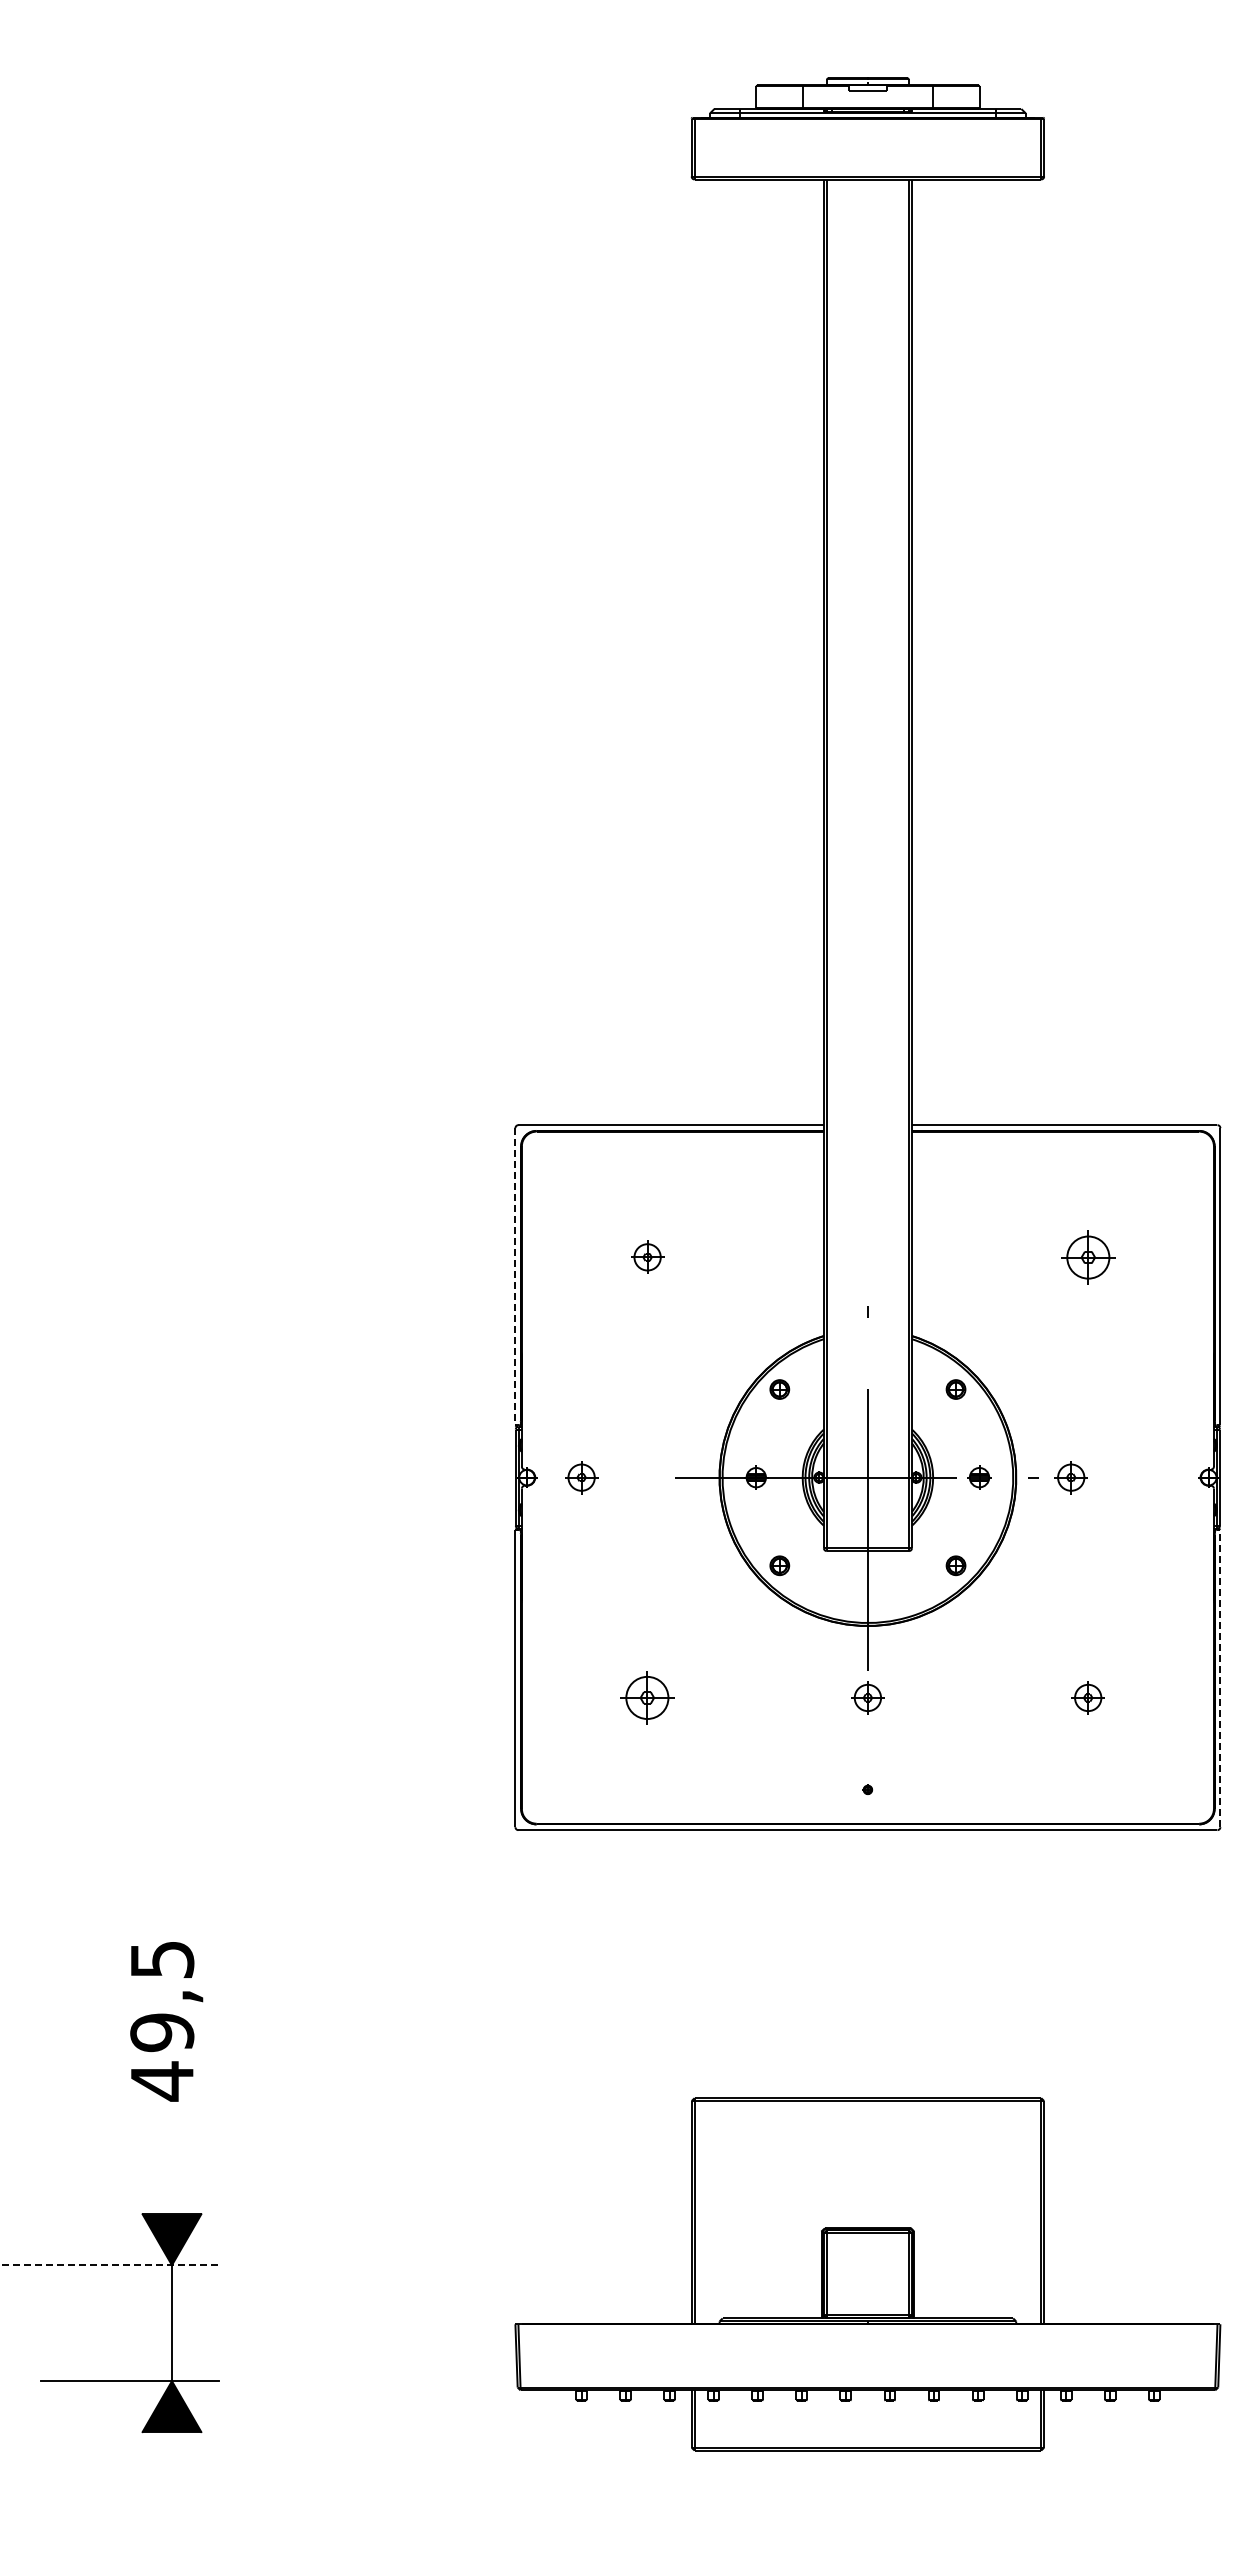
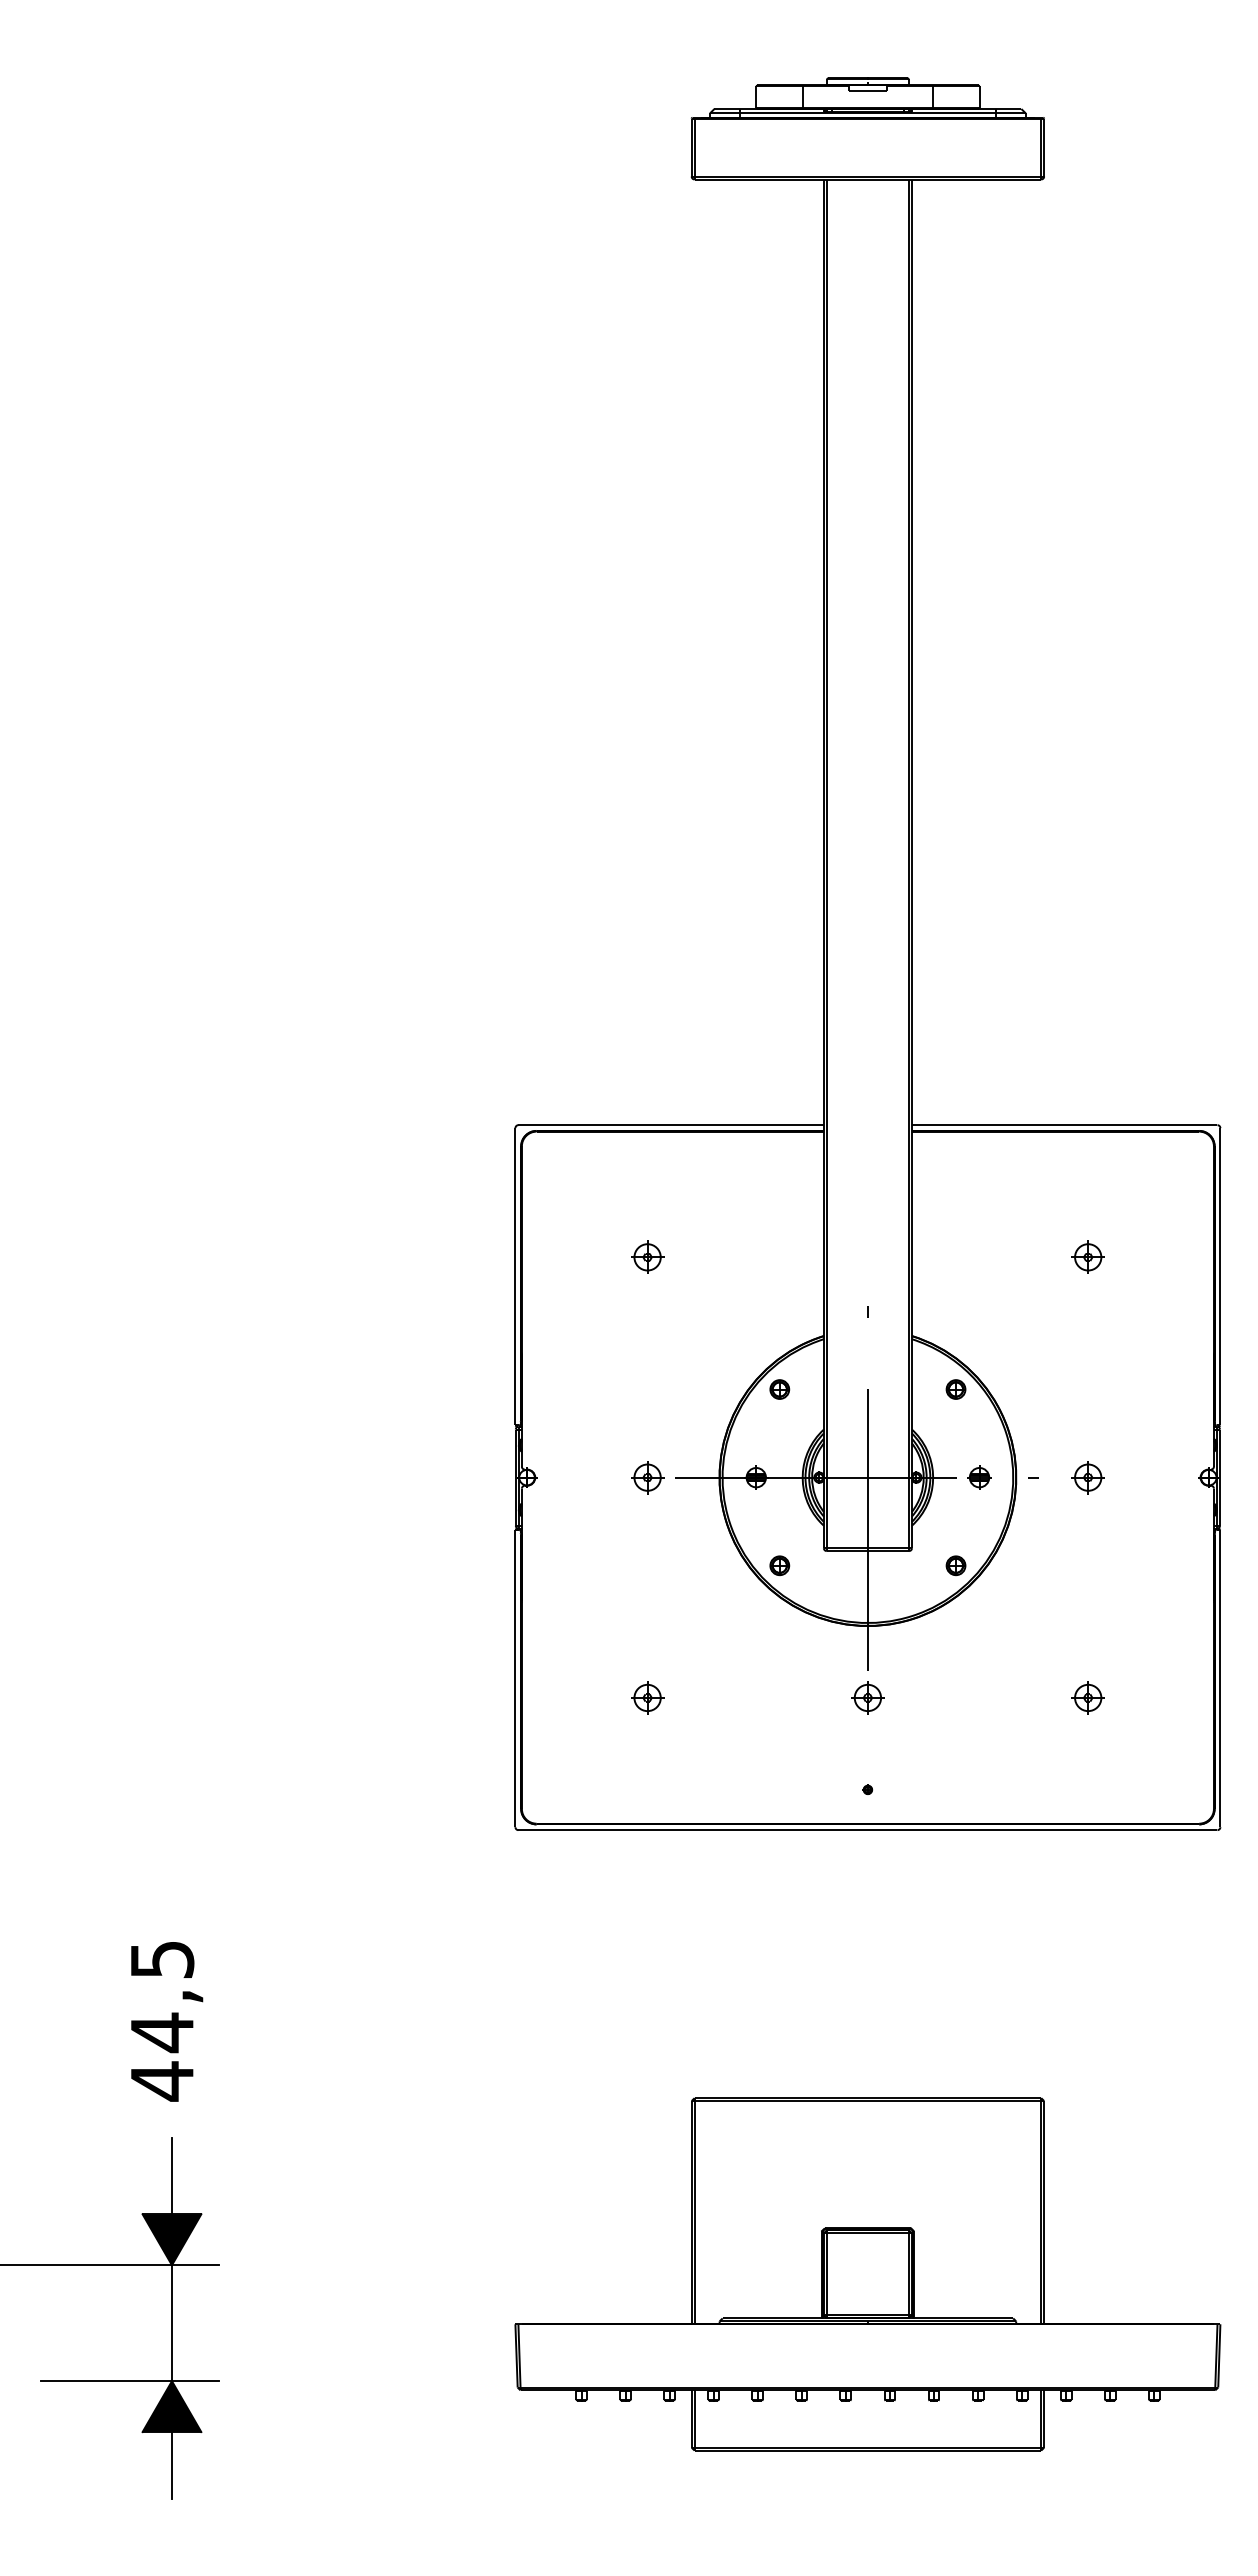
part size: 55x55 px -> 34x34 px (1087, 1256)
line: dashed -> solid (515, 1276)
part position: (581, 1477) -> (647, 1477) (647, 1477)
part position: (1070, 1477) -> (1087, 1477) (1087, 1477)
line: dashed -> solid (1220, 1678)
part size: 55x54 px -> 34x34 px (647, 1697)
text: 49,5 -> 44,5 (162, 2032)
line: none -> present (171, 2176)
line: dashed -> solid (110, 2265)
line: none -> present (171, 2465)
